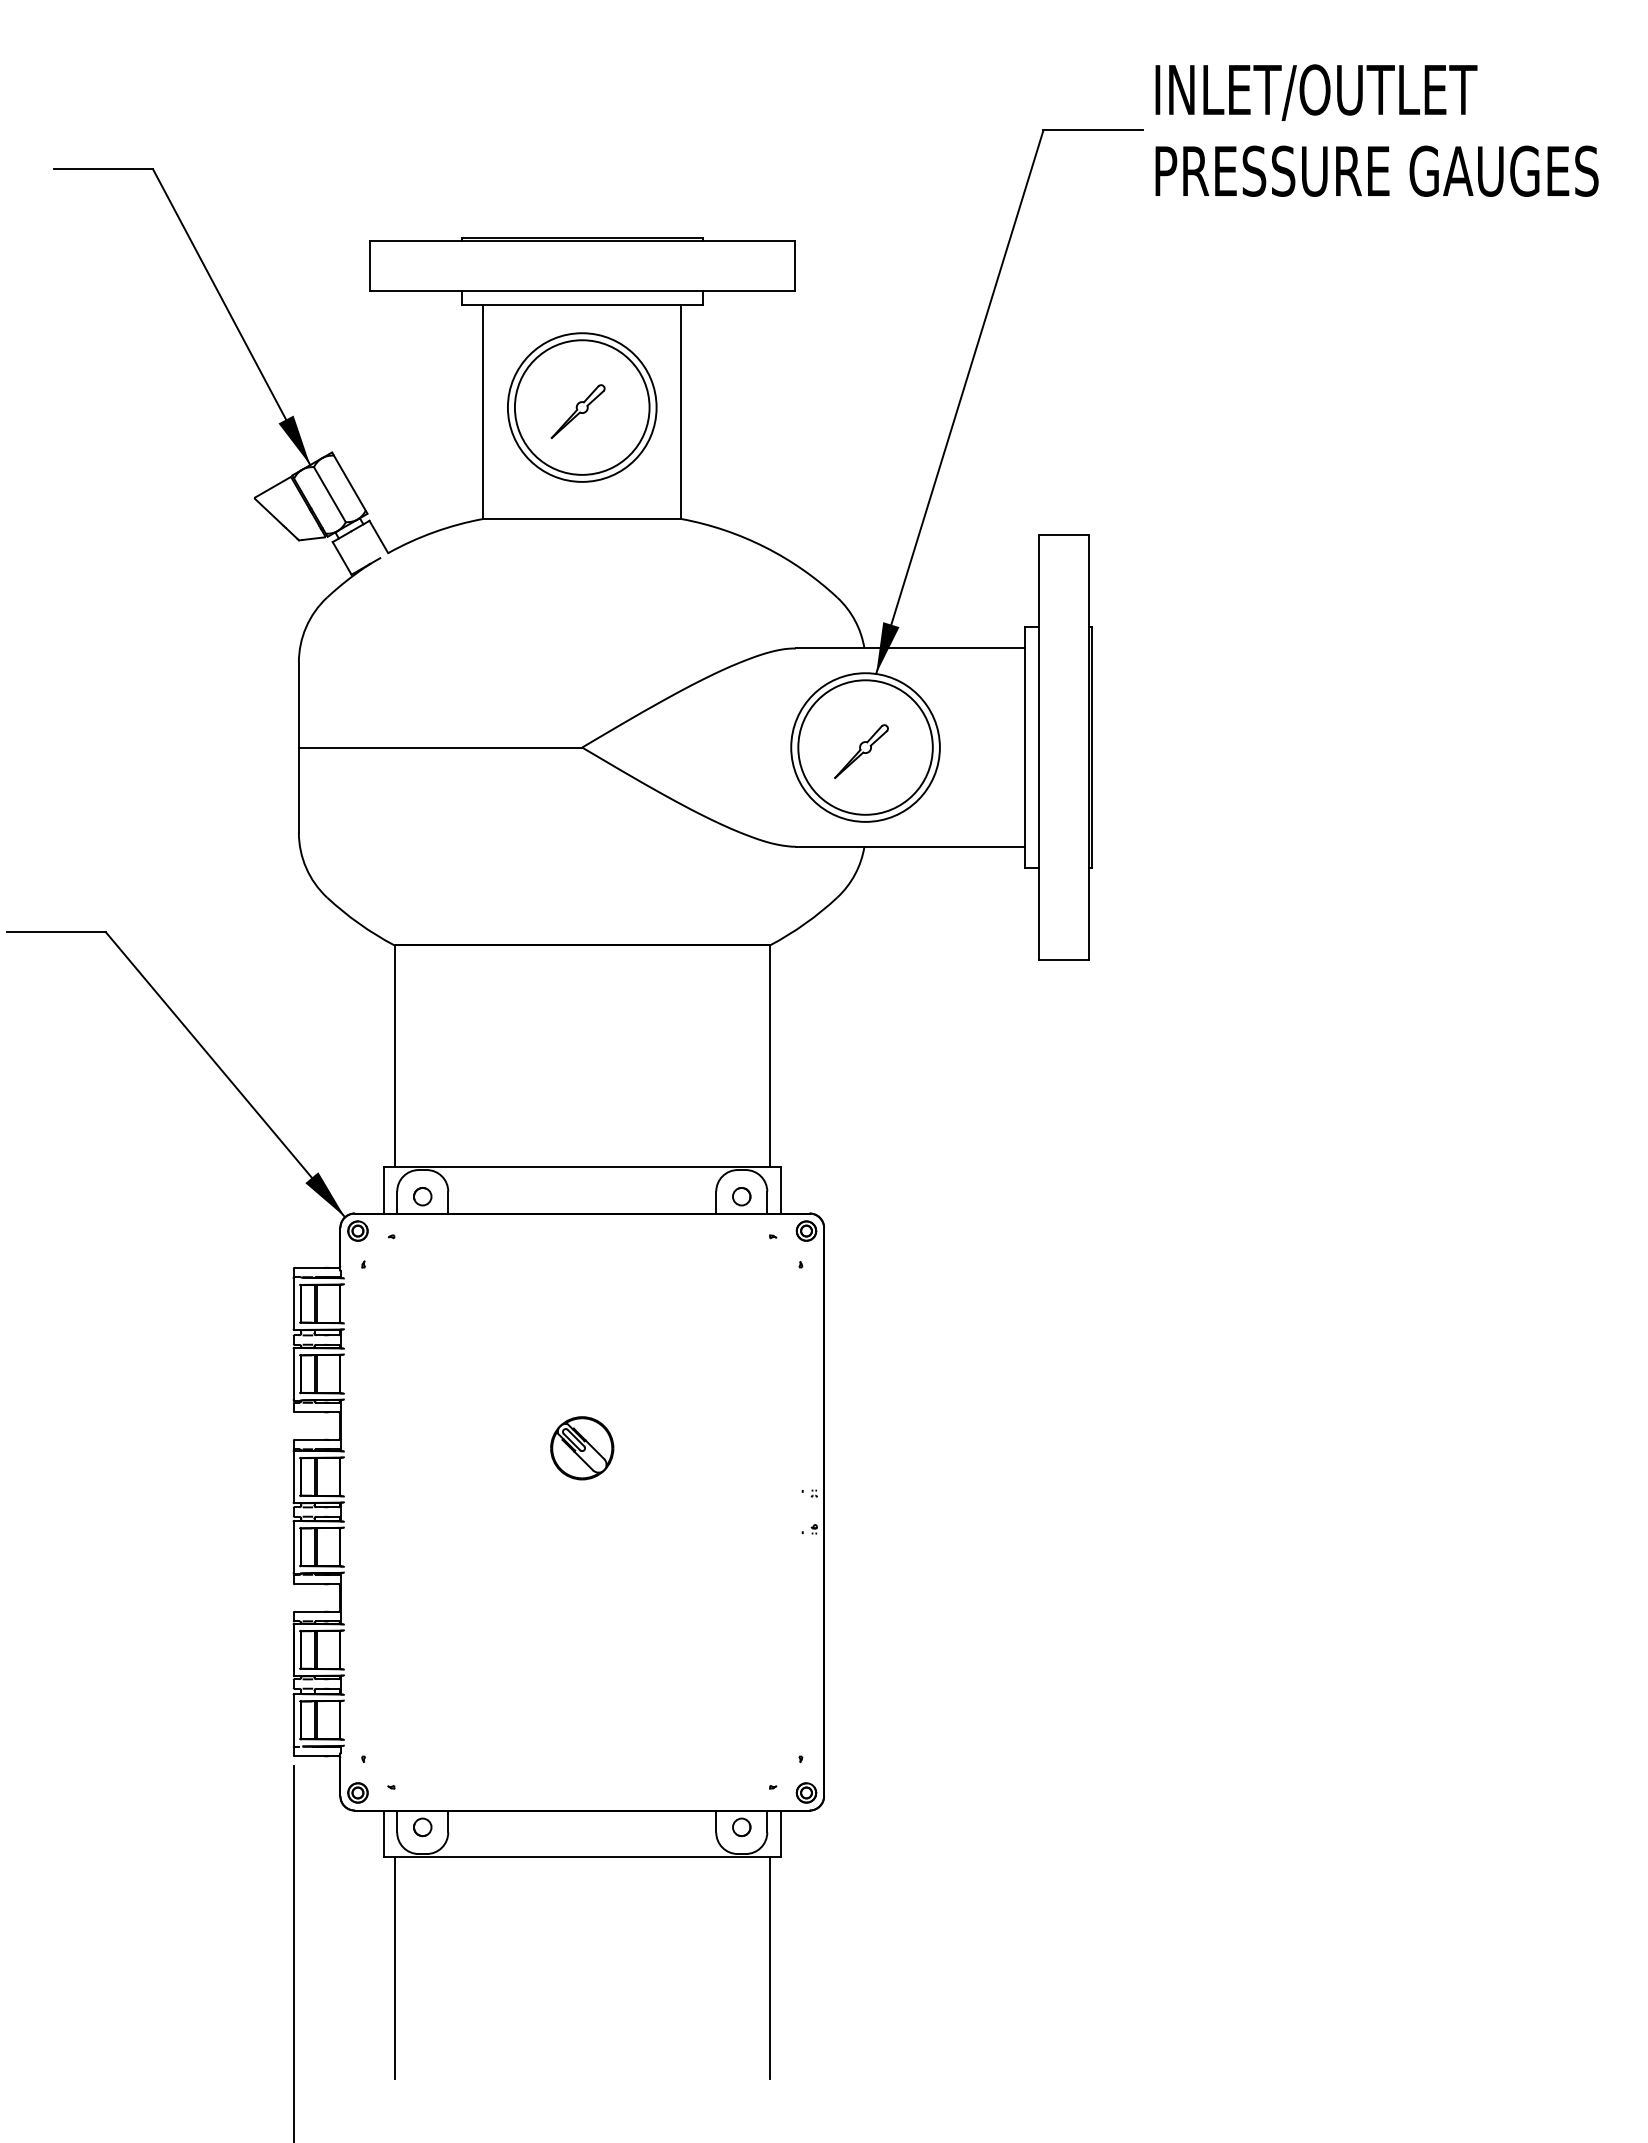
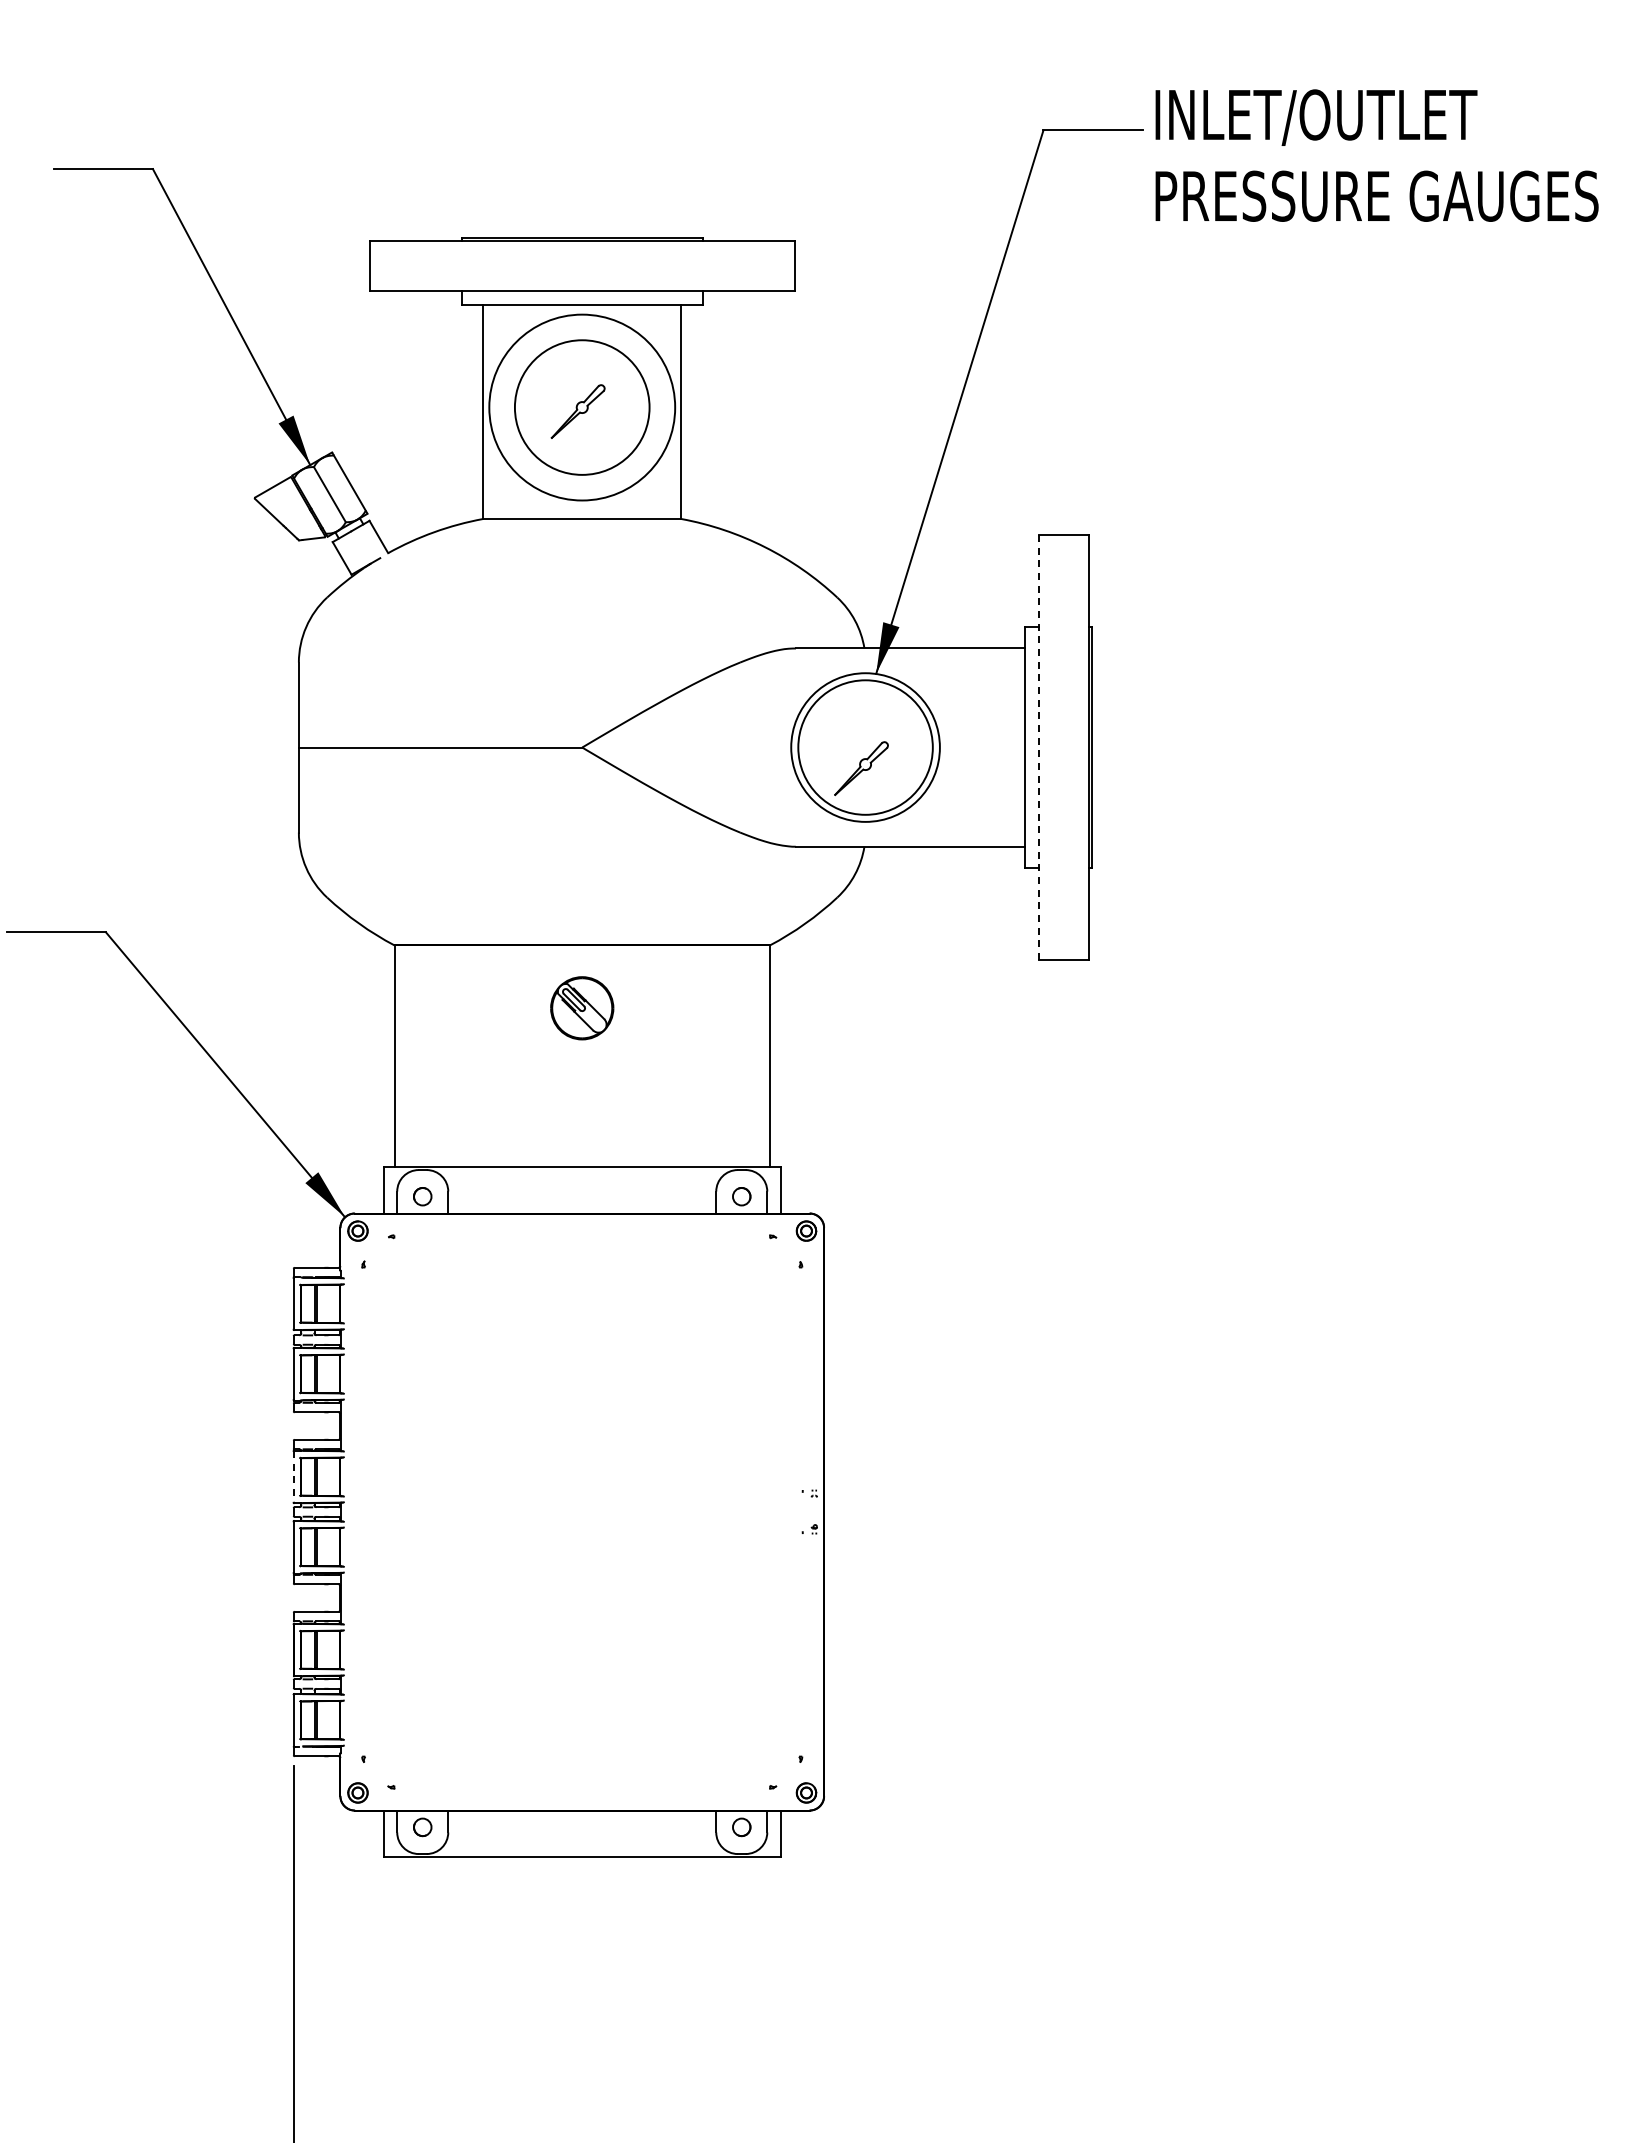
text position: (1376, 130) -> (1376, 155) (1376, 155)
circle diameter: 149 px -> 186 px (582, 407)
line: solid -> dashed (1038, 747)
part position: (861, 751) -> (861, 768) (861, 768)
part position: (582, 1448) -> (582, 1008) (582, 1008)
line: solid -> dashed (293, 1476)
line: present -> none (394, 1967)
line: present -> none (769, 1967)
